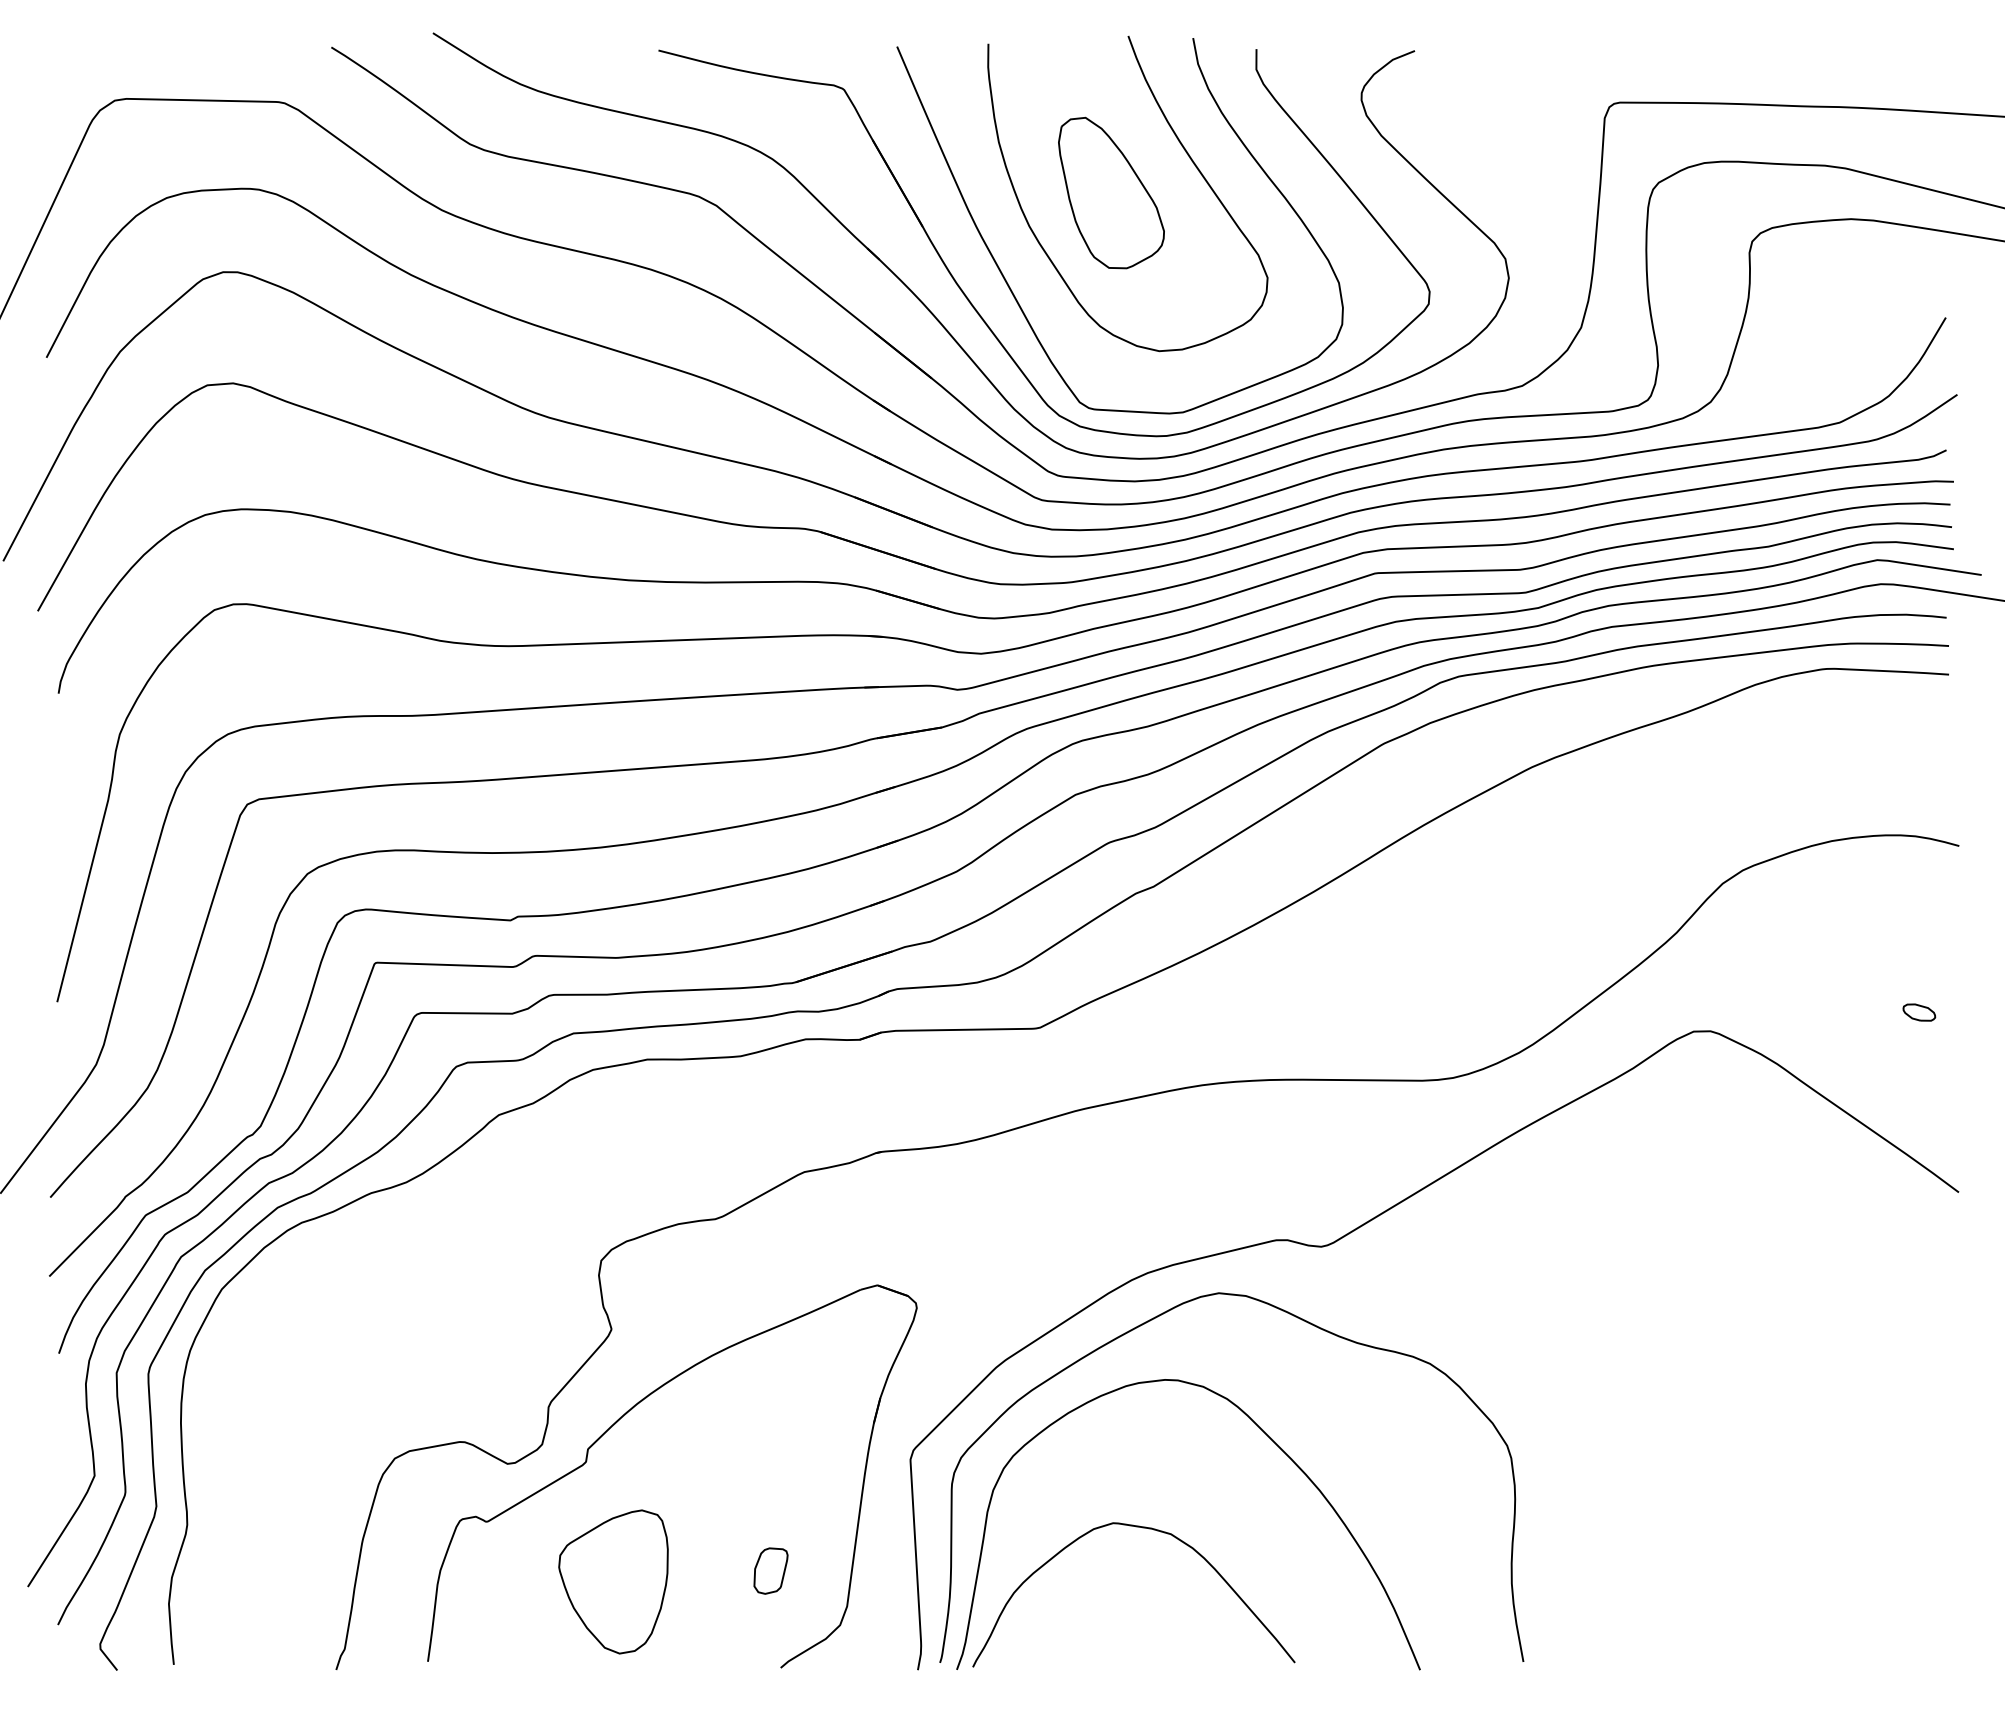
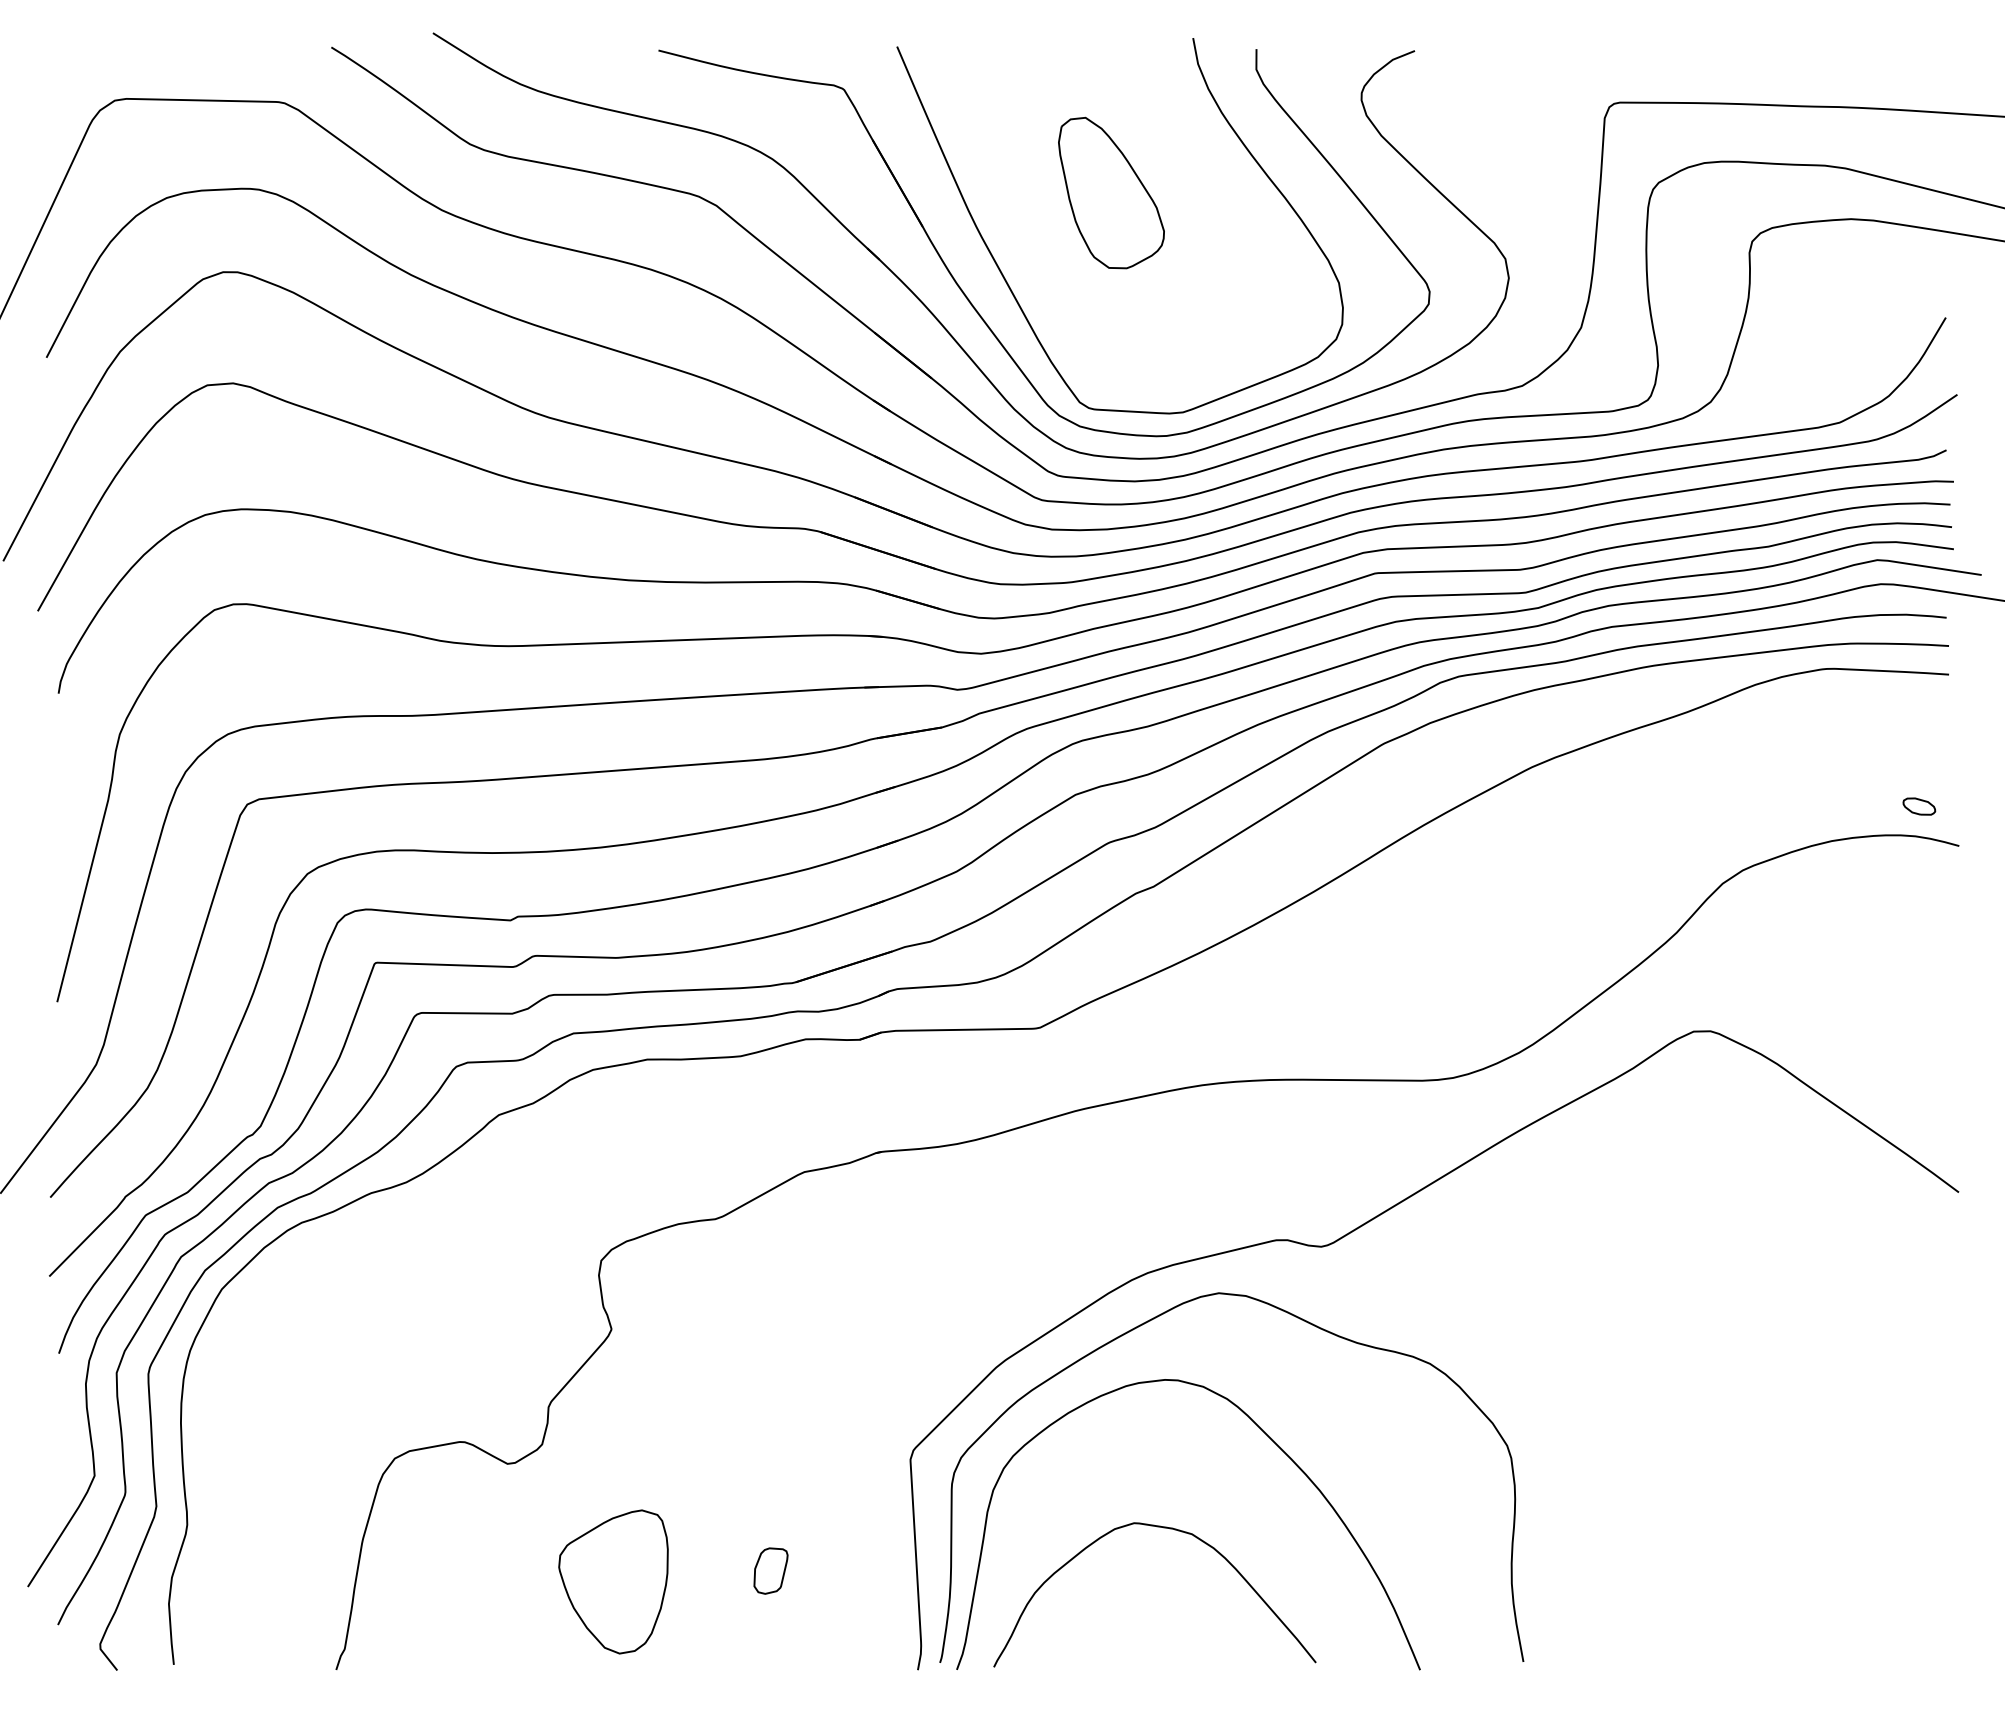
curve: present -> none (1187, 155)
part position: (1919, 1012) -> (1919, 806) (1919, 806)
part: present -> none (625, 1415)
curve position: (1142, 1528) -> (1163, 1528) (1163, 1528)
